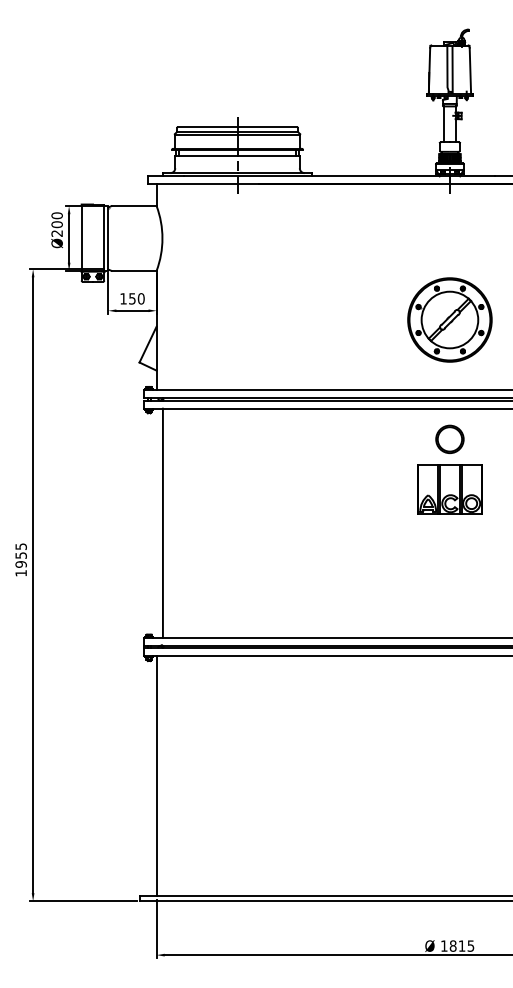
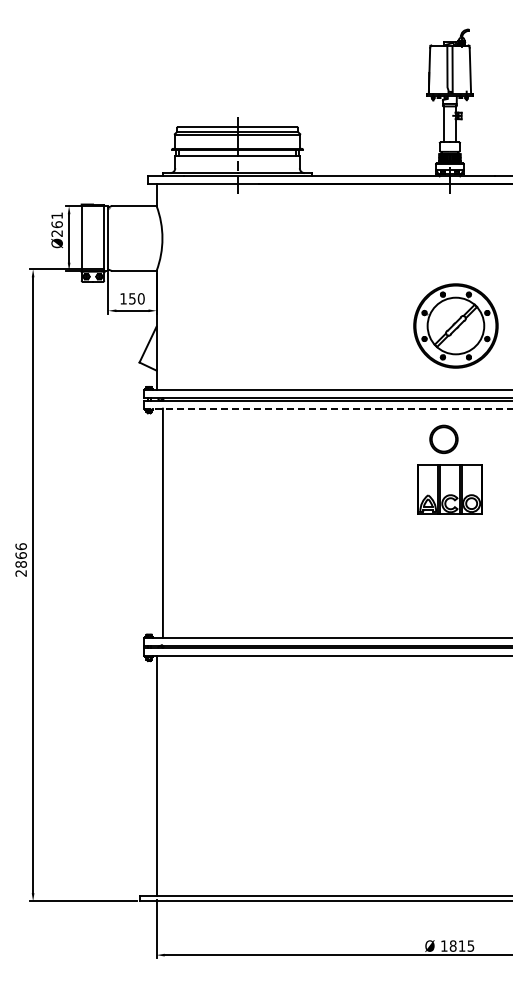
text: Ø200 -> Ø261 (56, 219)
part position: (449, 319) -> (455, 325) (455, 325)
line: solid -> dashed (327, 408)
part position: (449, 438) -> (443, 438) (443, 438)
text: 1955 -> 2866 (20, 559)
